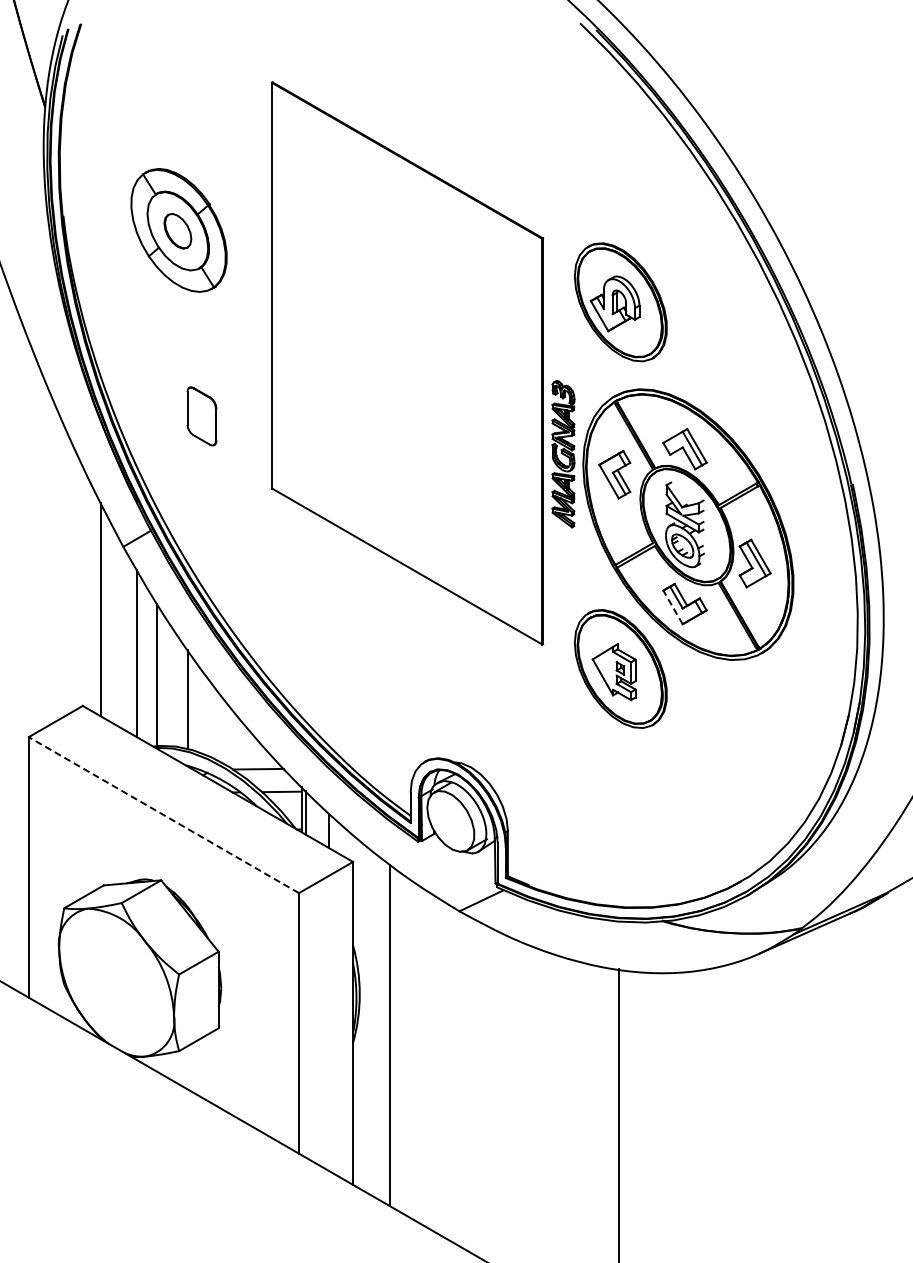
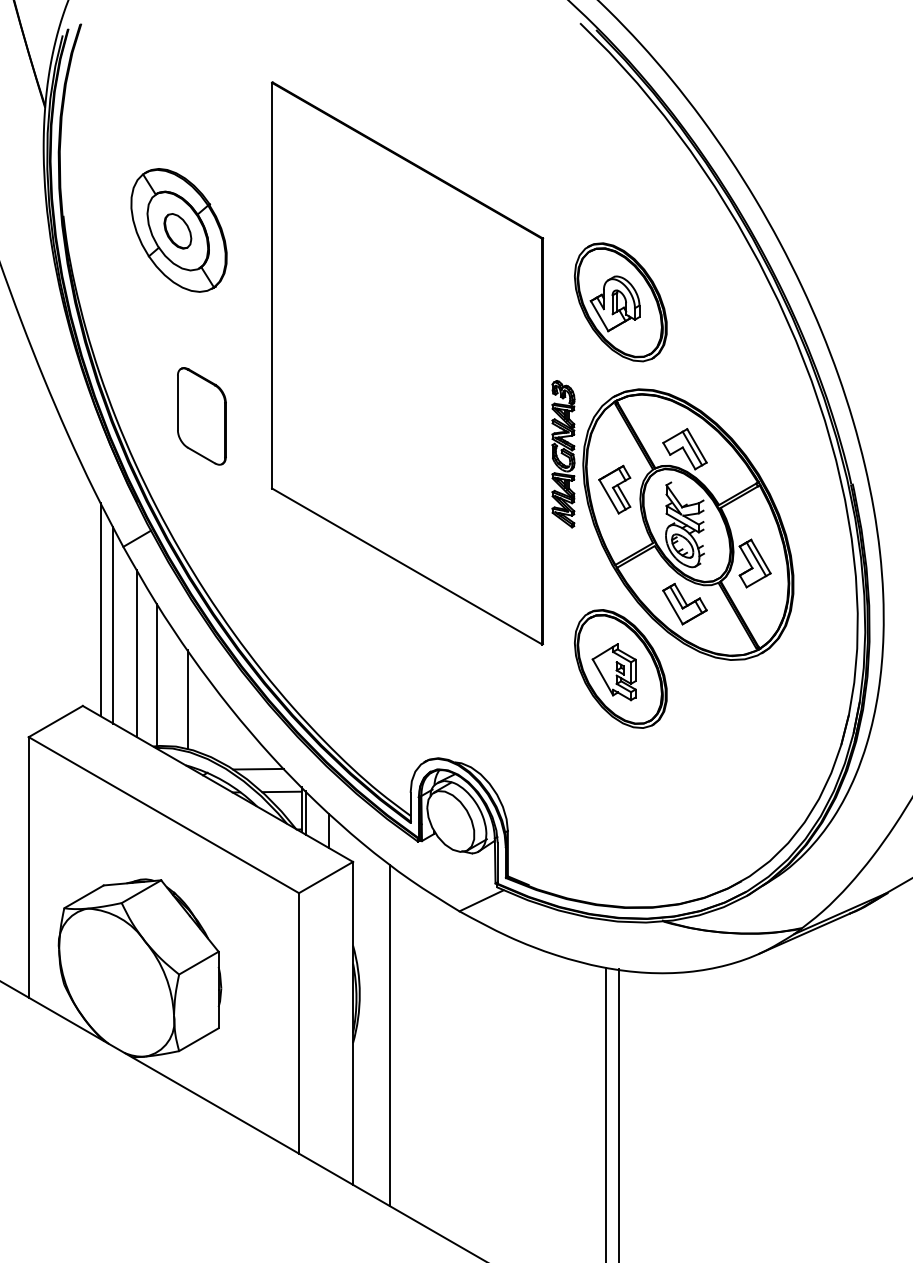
part size: 32x61 px -> 50x99 px (201, 416)
part position: (614, 474) -> (614, 489) (614, 489)
line: dashed -> solid (672, 607)
line: none -> present (113, 625)
line: dashed -> solid (163, 814)
line: none -> present (606, 1113)
